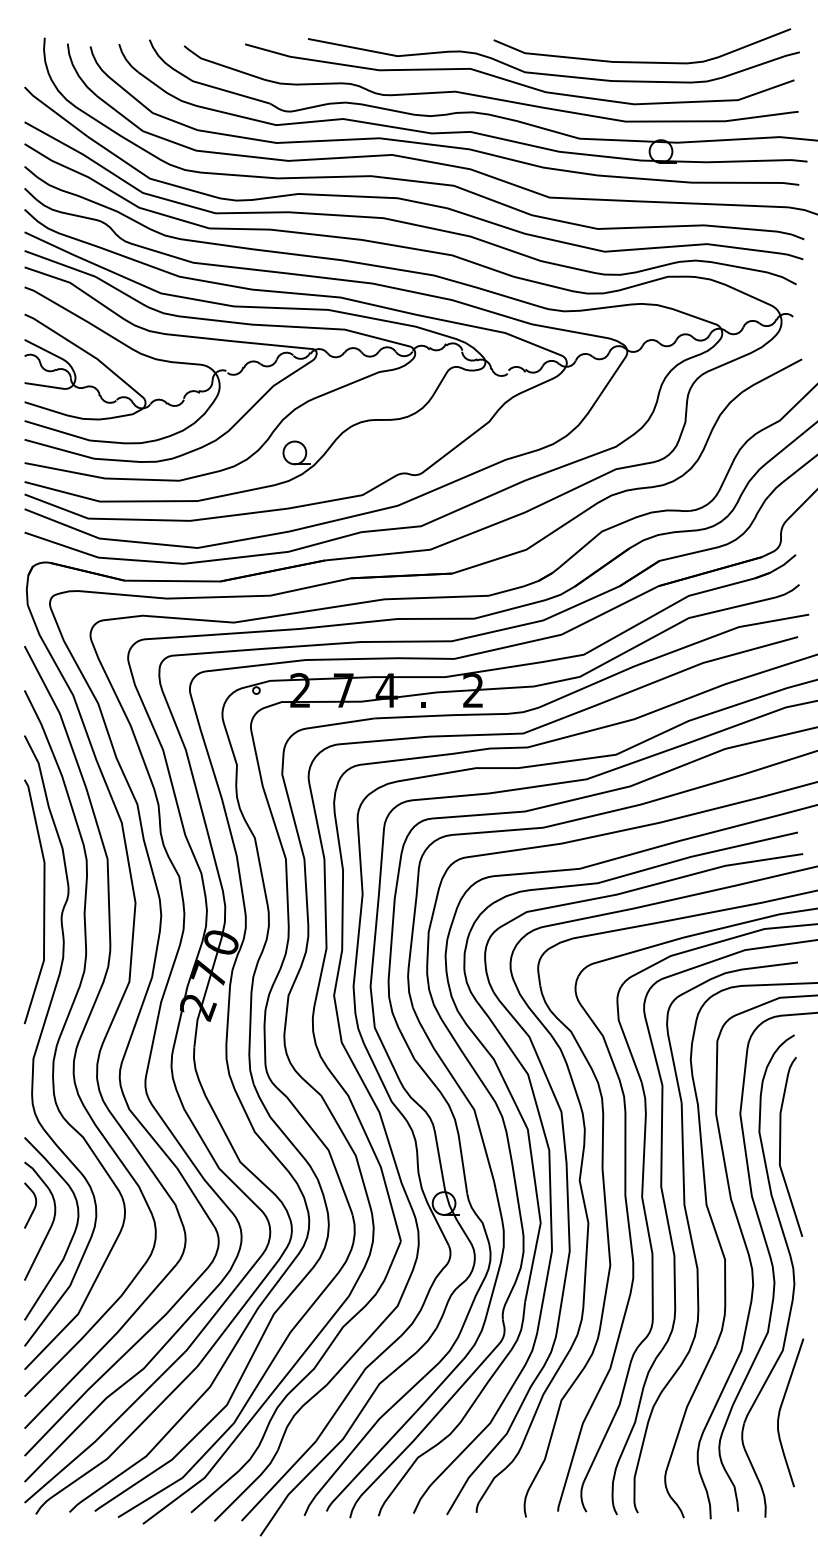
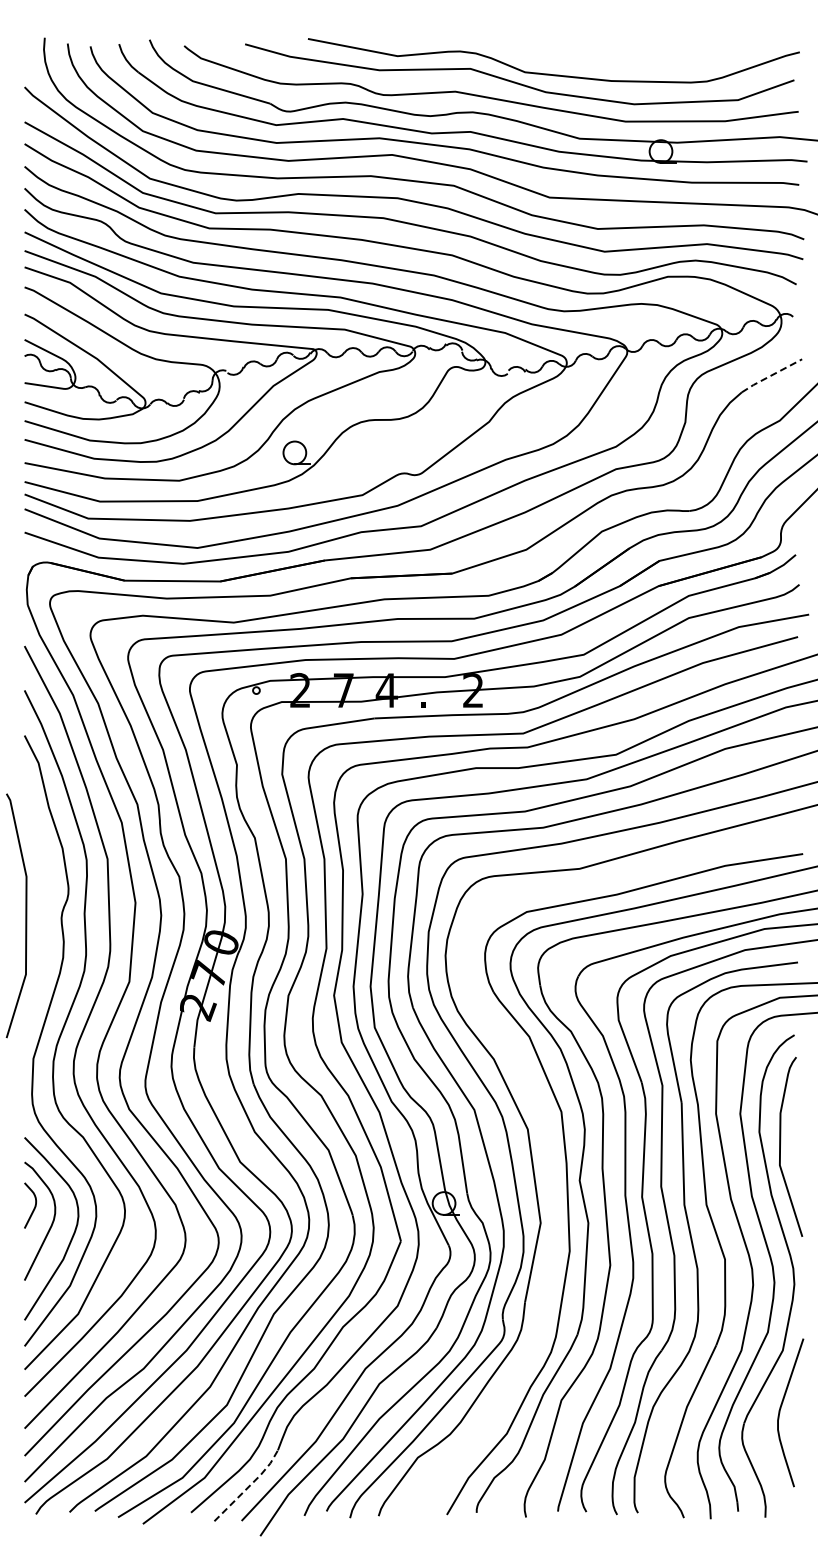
curve: present -> none (642, 61)
line: solid -> dashed (771, 375)
line position: (43, 901) -> (25, 915) (25, 915)
part: present -> none (551, 1182)
line: solid -> dashed (249, 1486)
